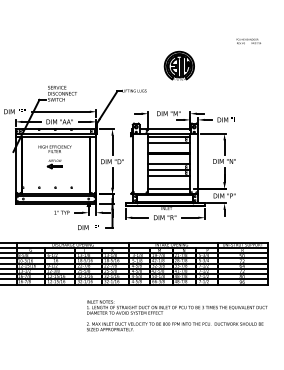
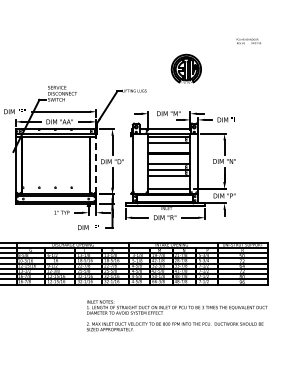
part position: (178, 65) -> (185, 68) (185, 68)
part: present -> none (54, 157)
line: solid -> dashed (96, 163)
